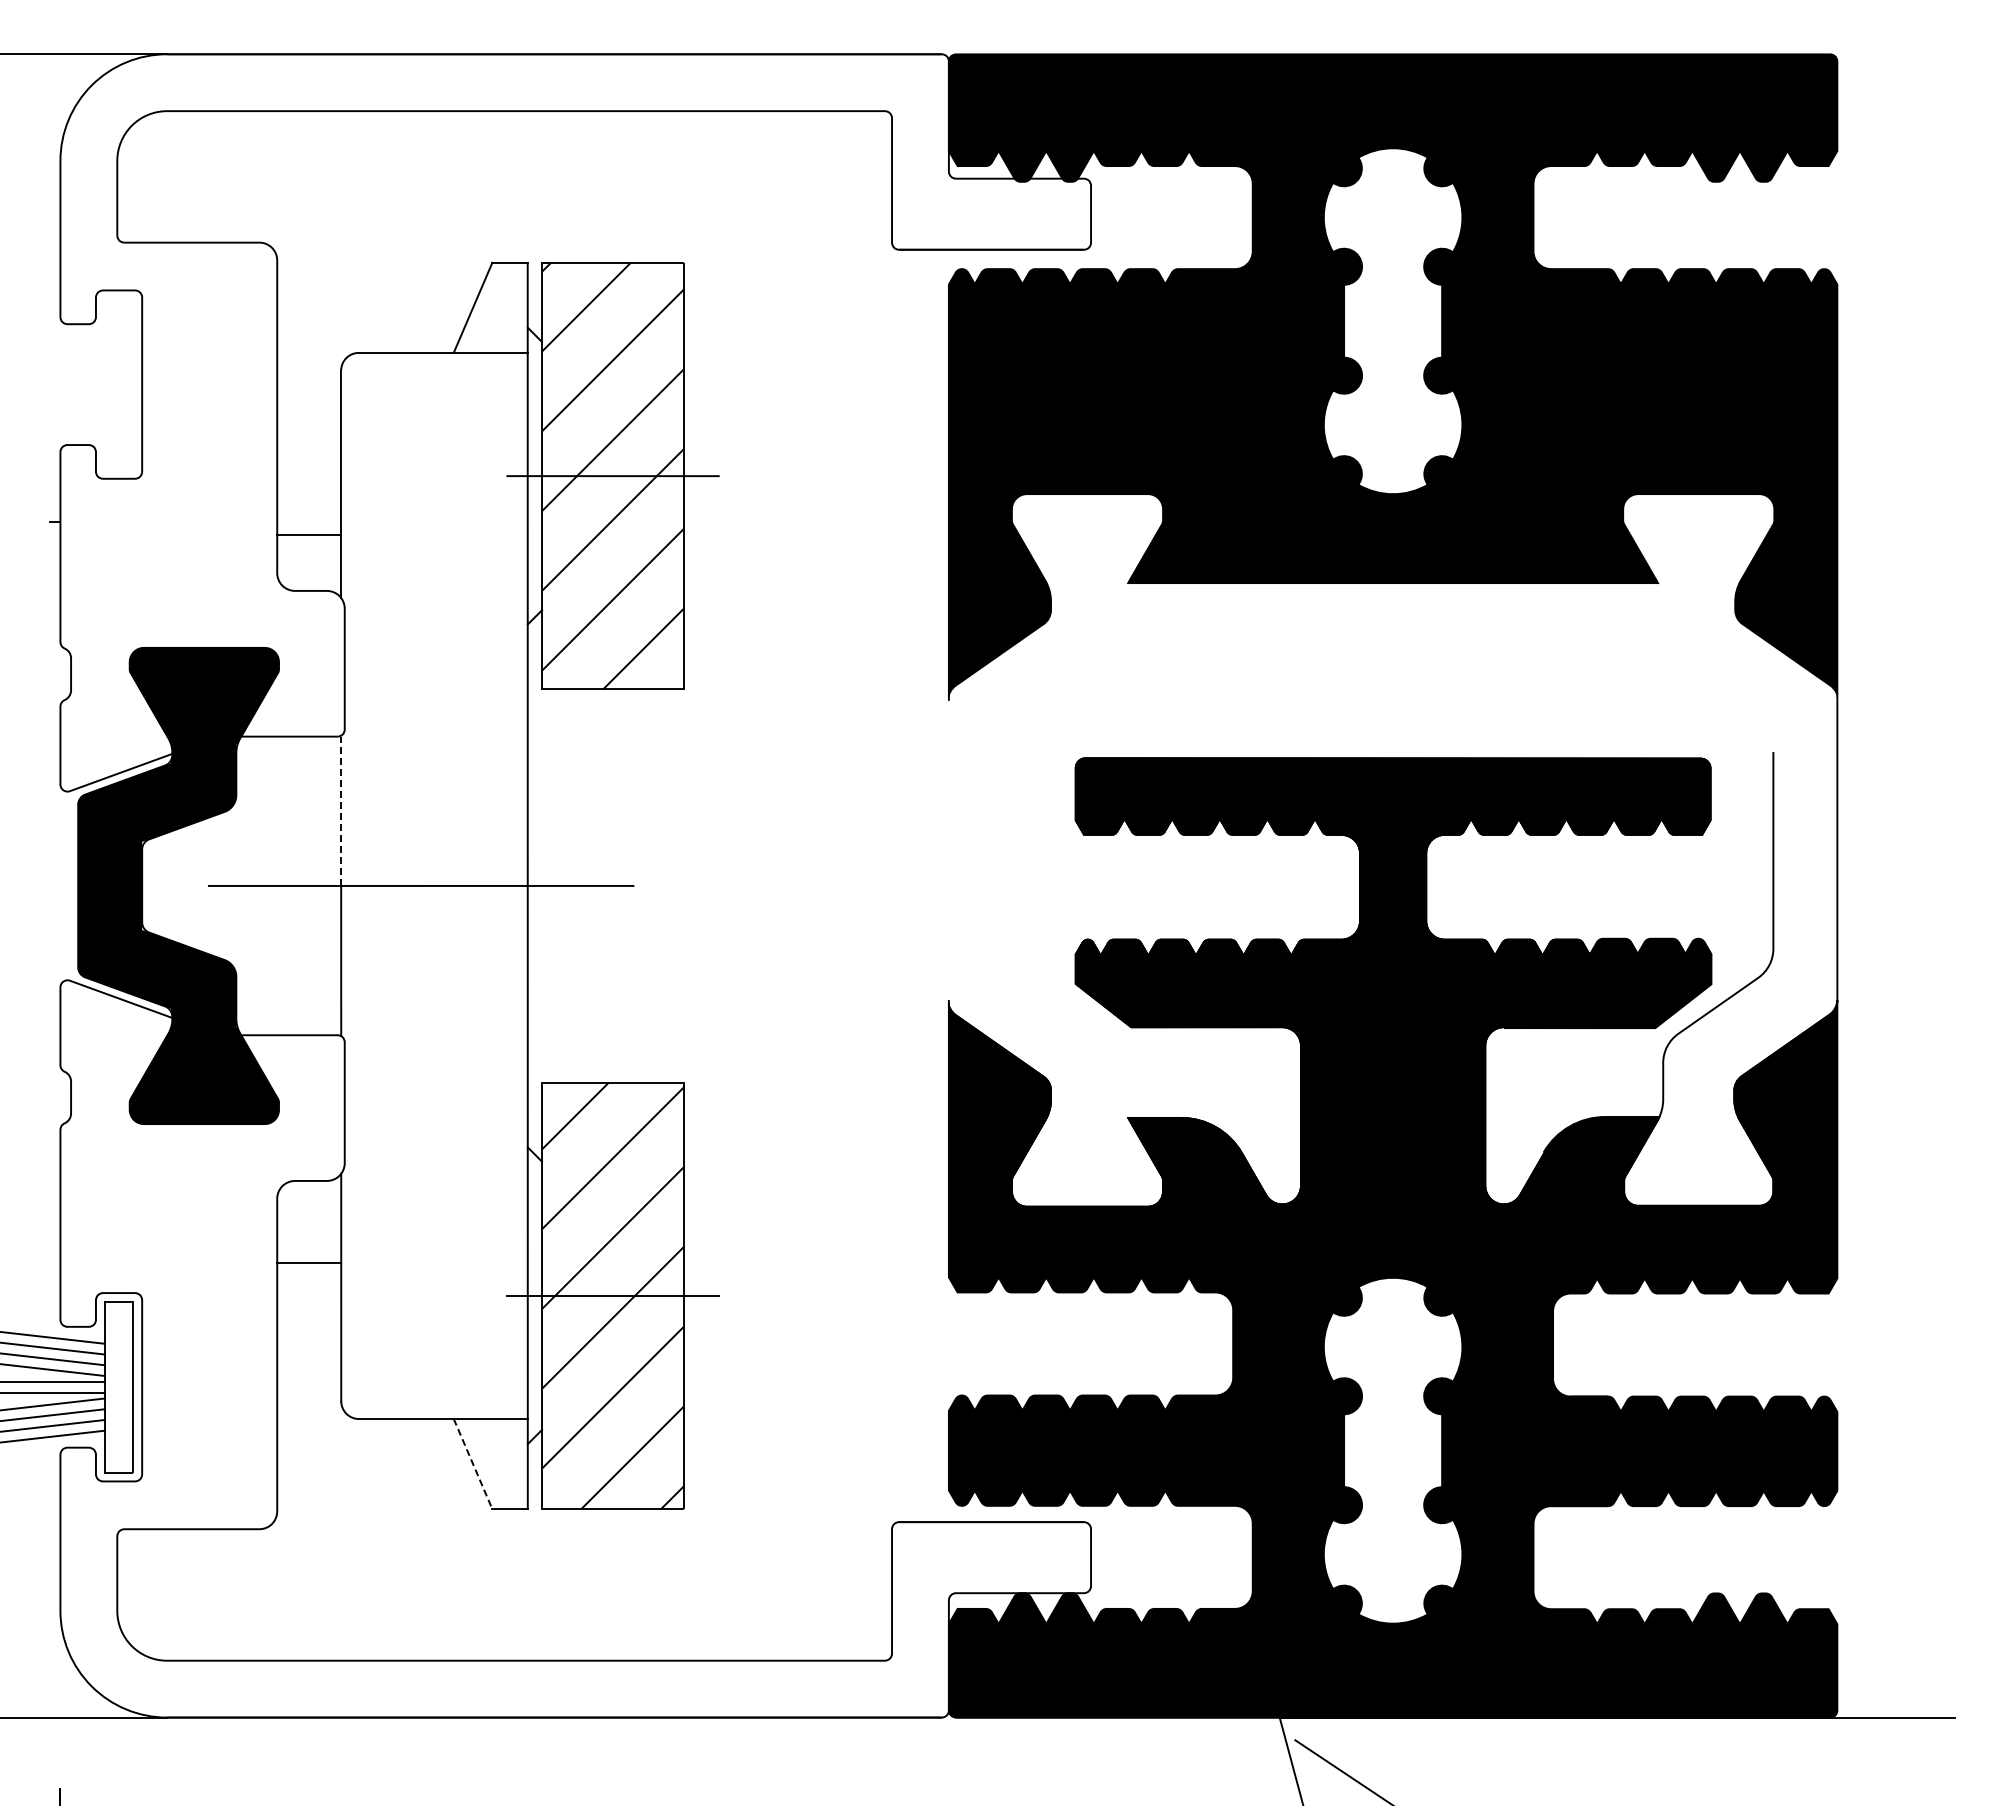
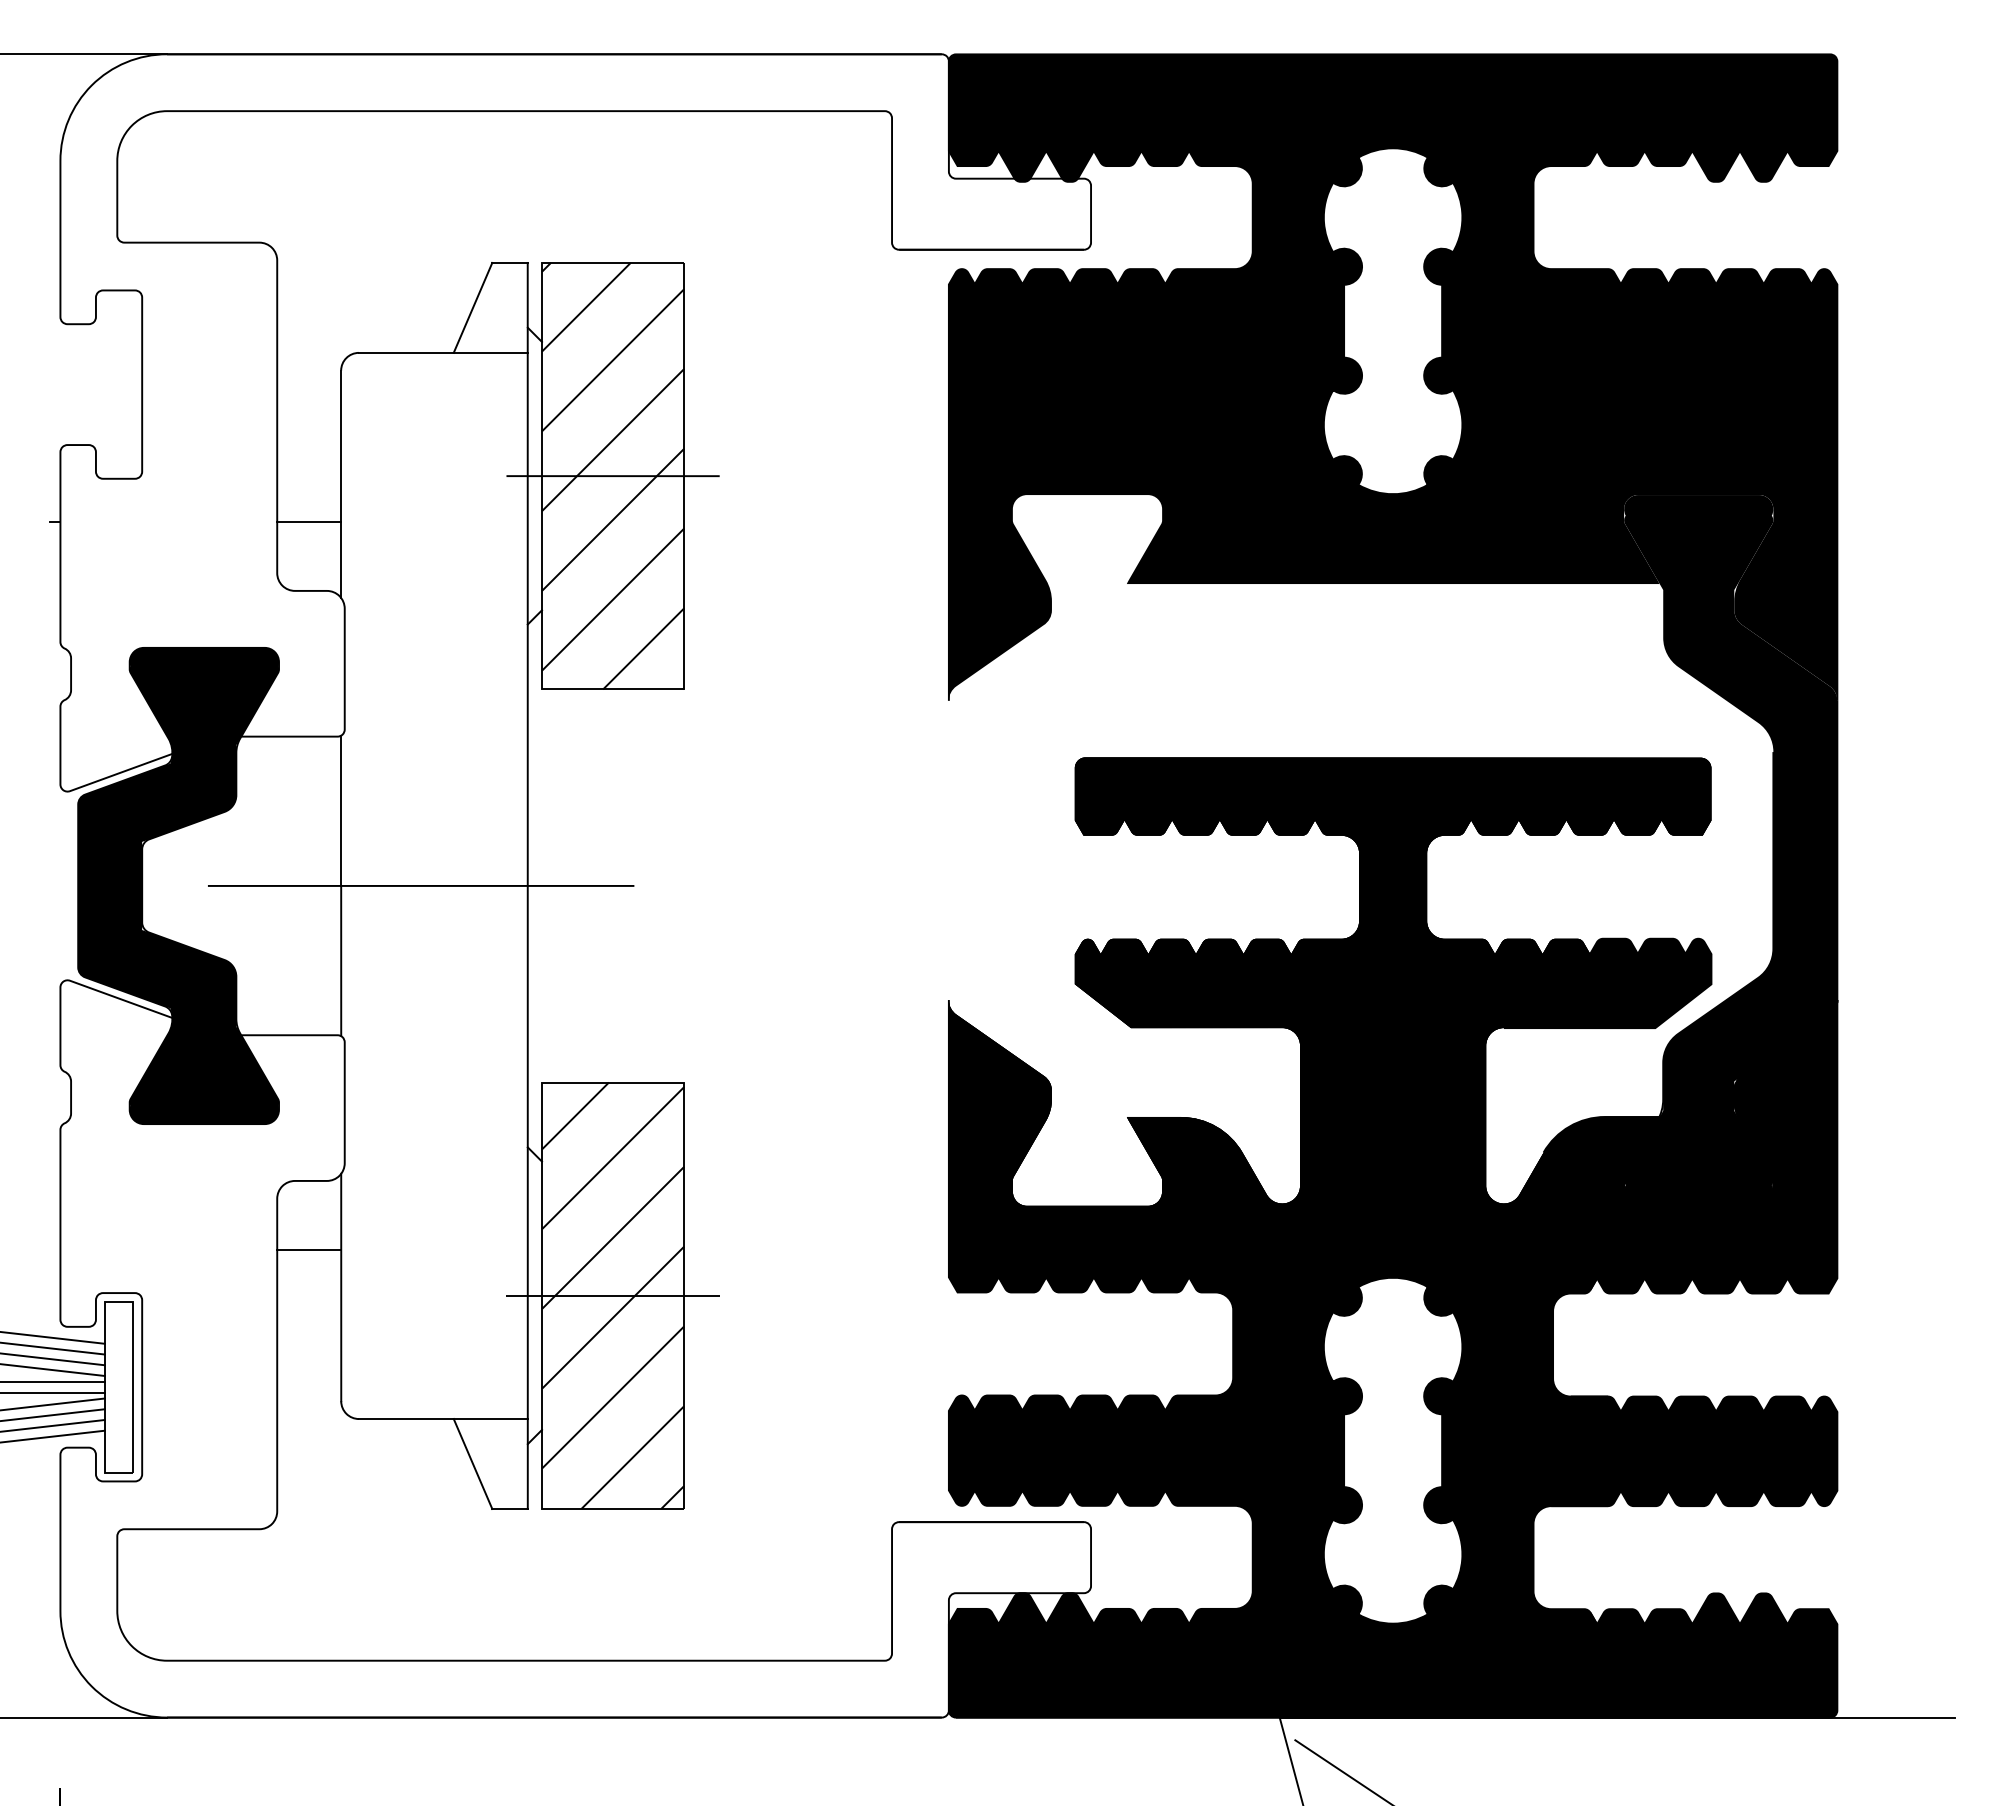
line position: (309, 534) -> (309, 521) (309, 521)
line: dashed -> solid (341, 811)
fill: none -> present (1730, 850)
line position: (309, 1263) -> (309, 1250) (309, 1250)
line: dashed -> solid (473, 1464)
